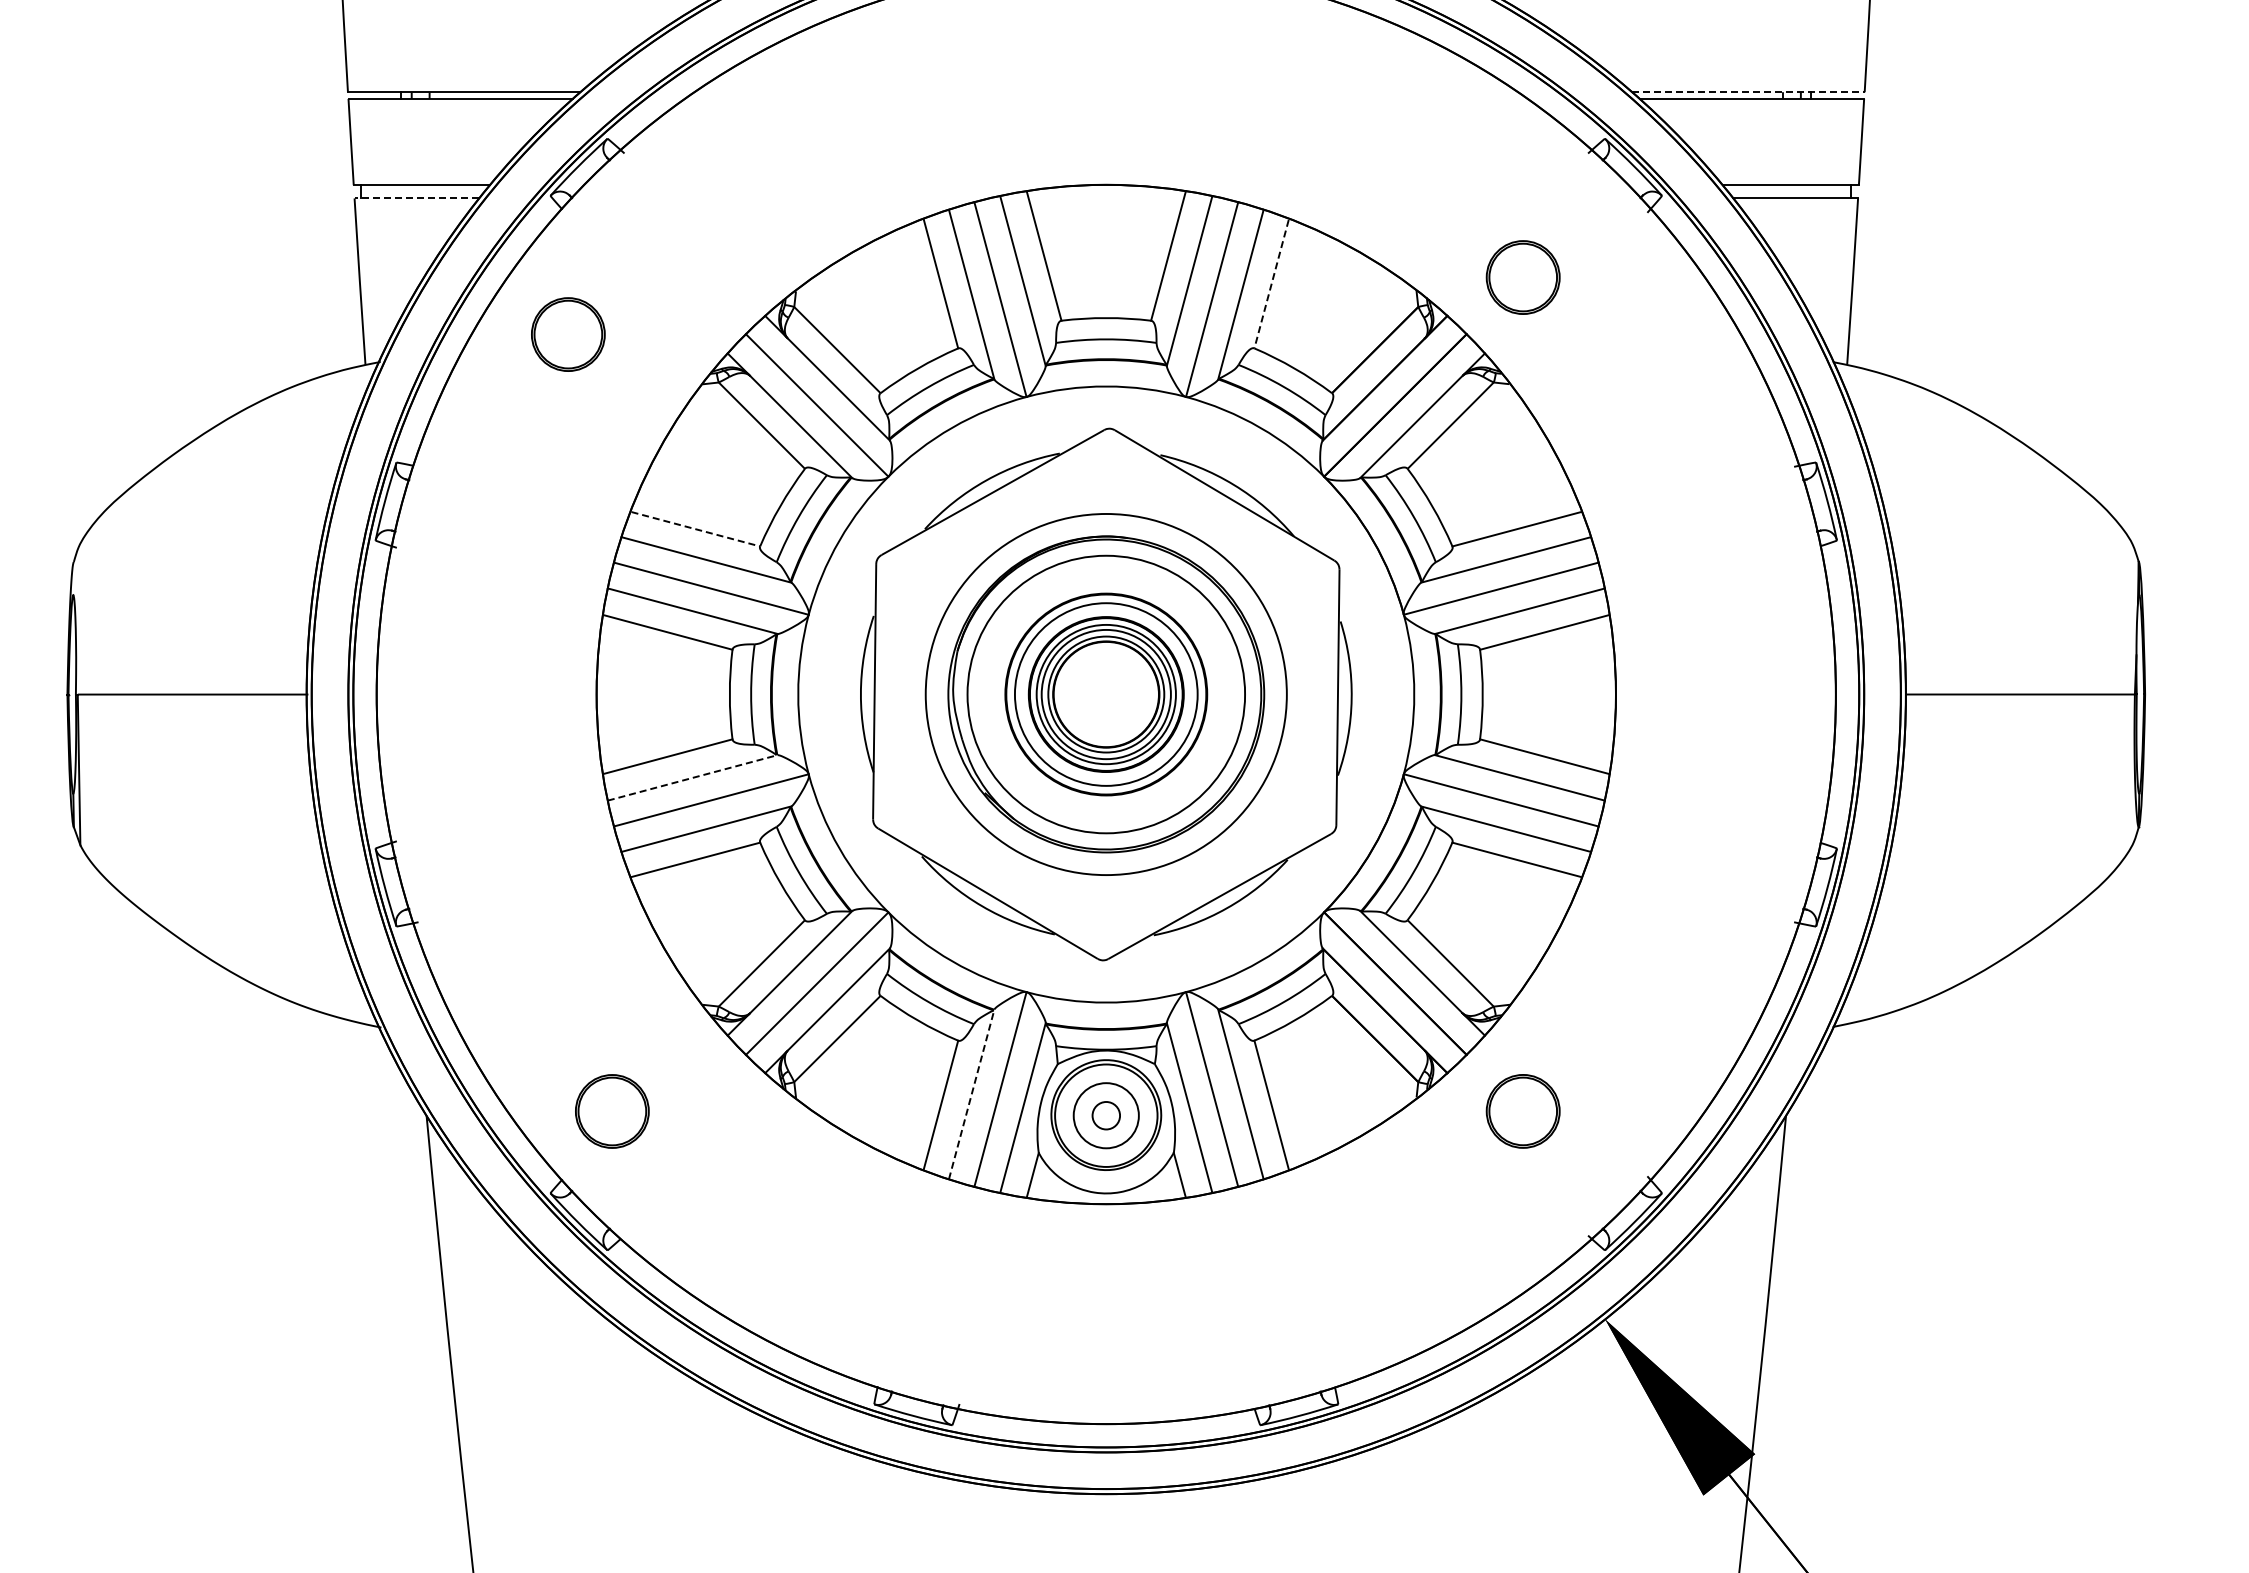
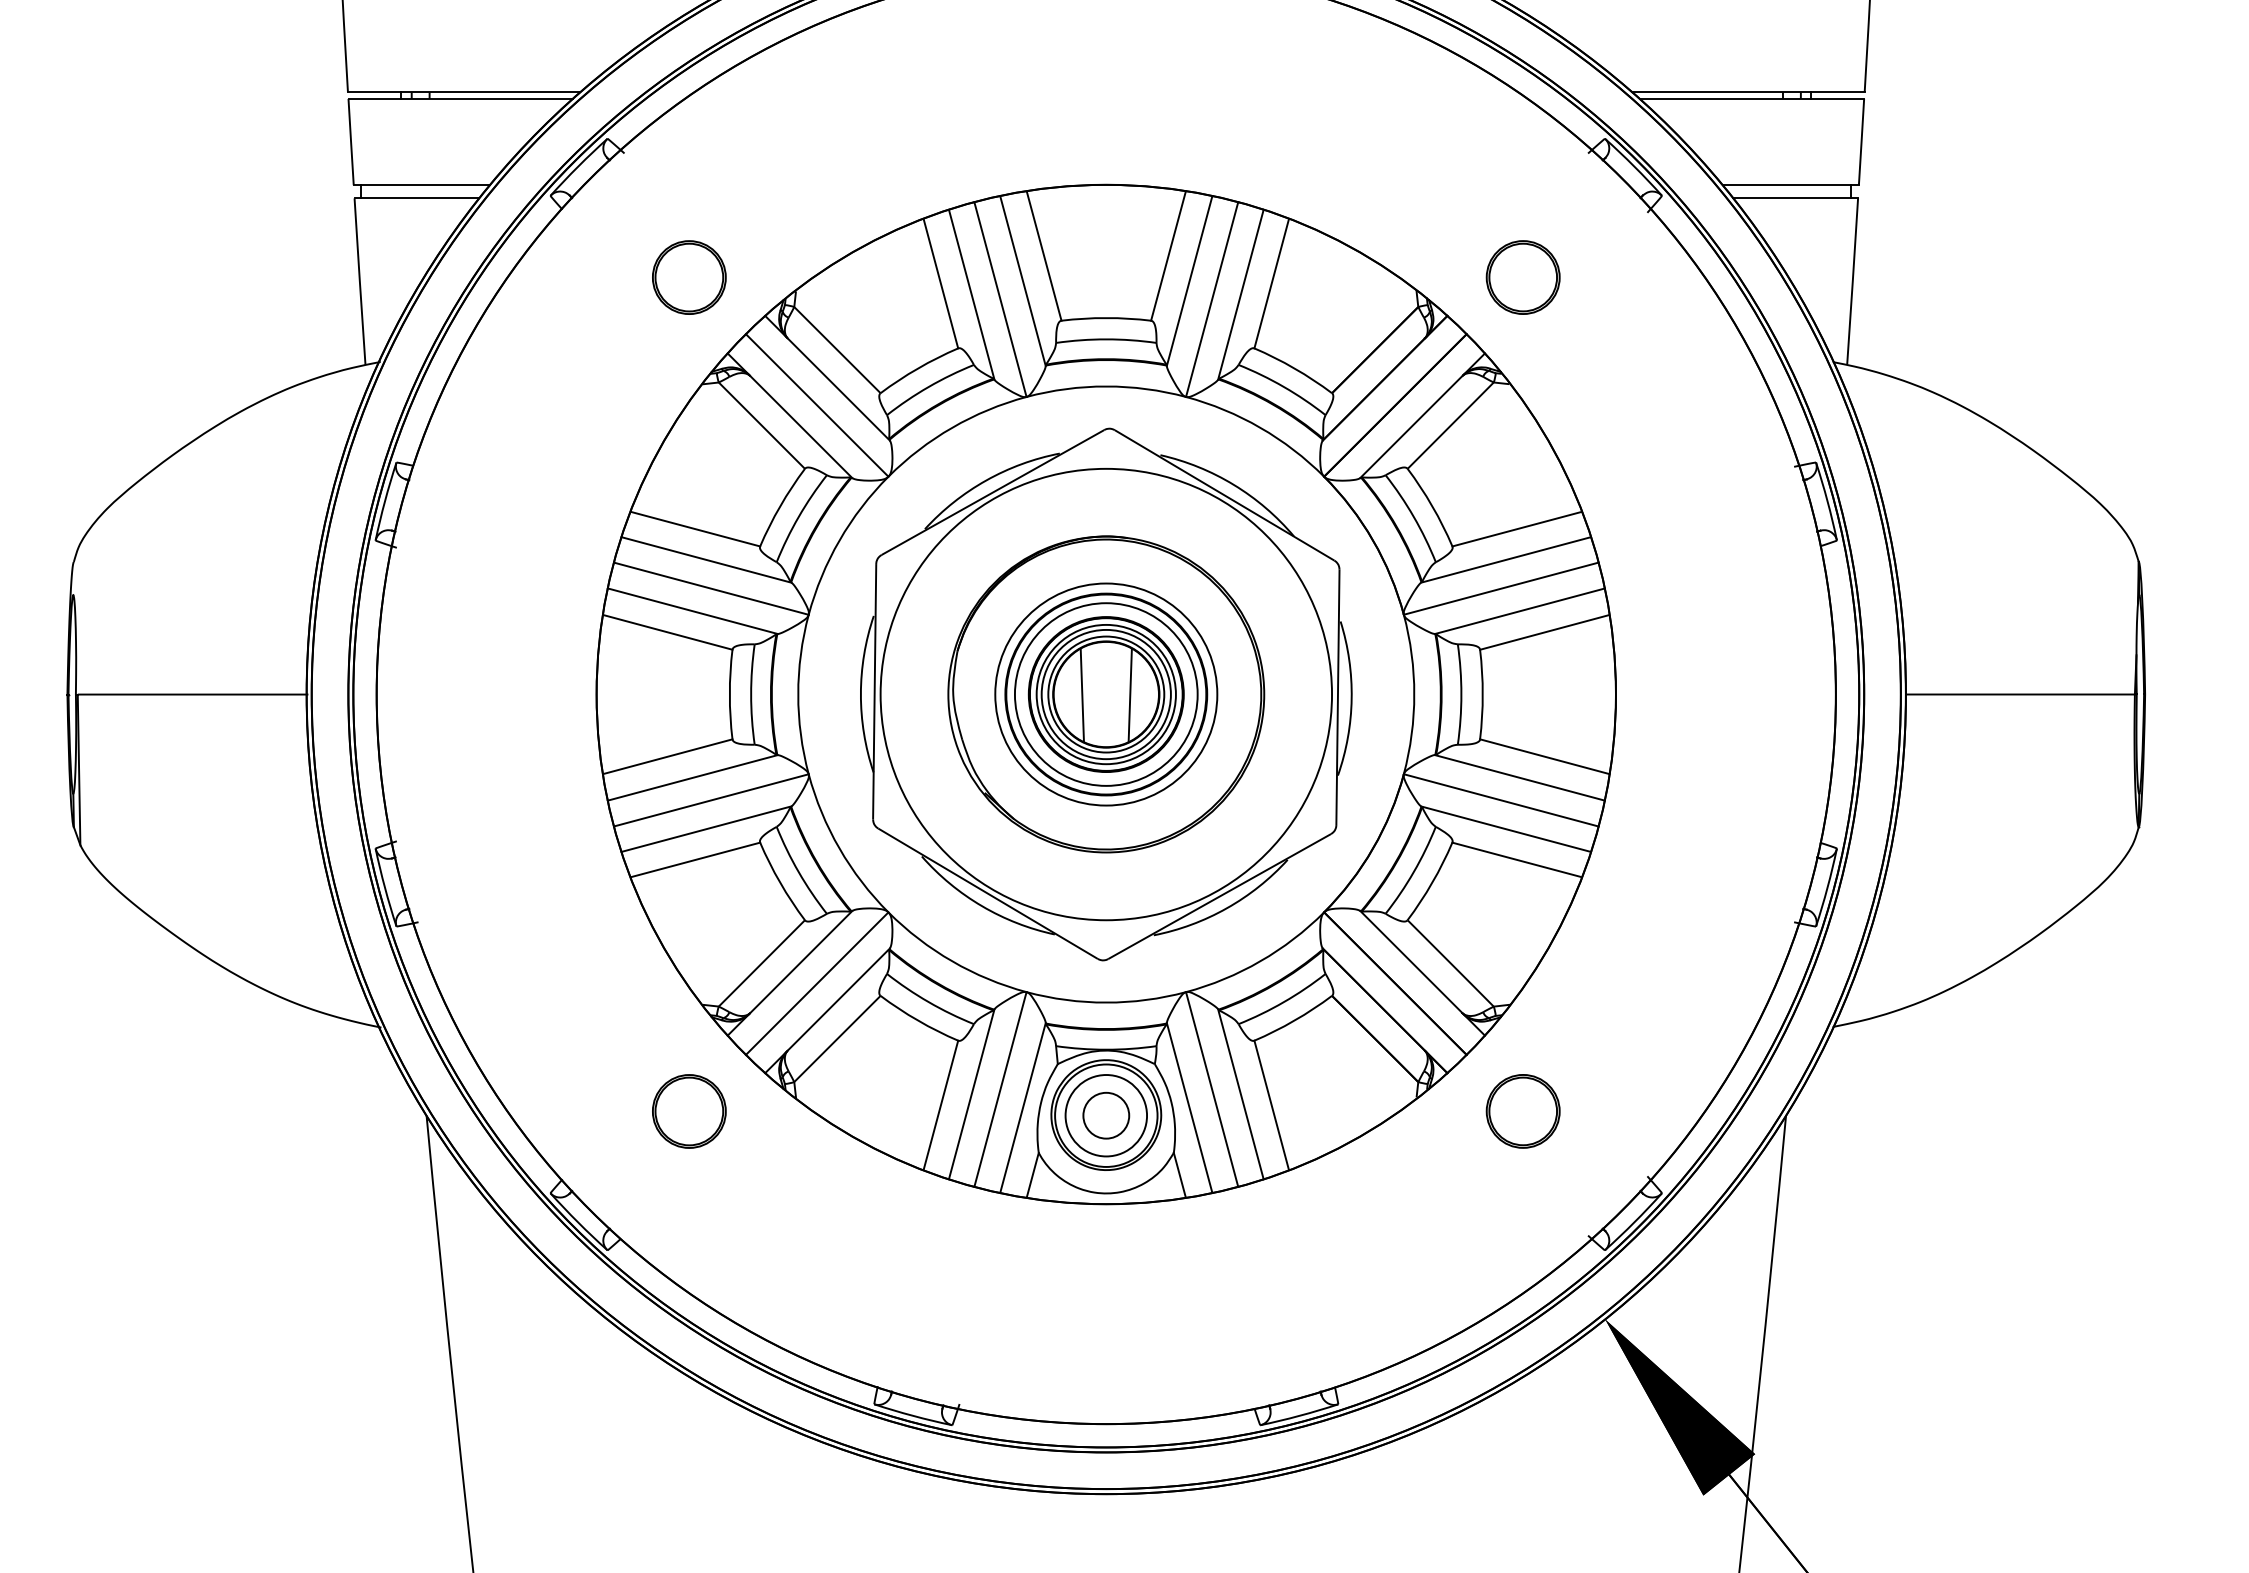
line: dashed -> solid (1748, 92)
line: dashed -> solid (416, 198)
line: dashed -> solid (1271, 284)
part position: (568, 334) -> (689, 277) (689, 277)
line: dashed -> solid (695, 529)
circle diameter: 361 px -> 451 px (1106, 694)
circle diameter: 278 px -> 222 px (1106, 694)
line: none -> present (1081, 695)
line: none -> present (1129, 695)
line: dashed -> solid (692, 777)
line: dashed -> solid (971, 1094)
part position: (612, 1111) -> (689, 1111) (689, 1111)
circle diameter: 65 px -> 81 px (1106, 1115)
circle diameter: 27 px -> 46 px (1106, 1115)
